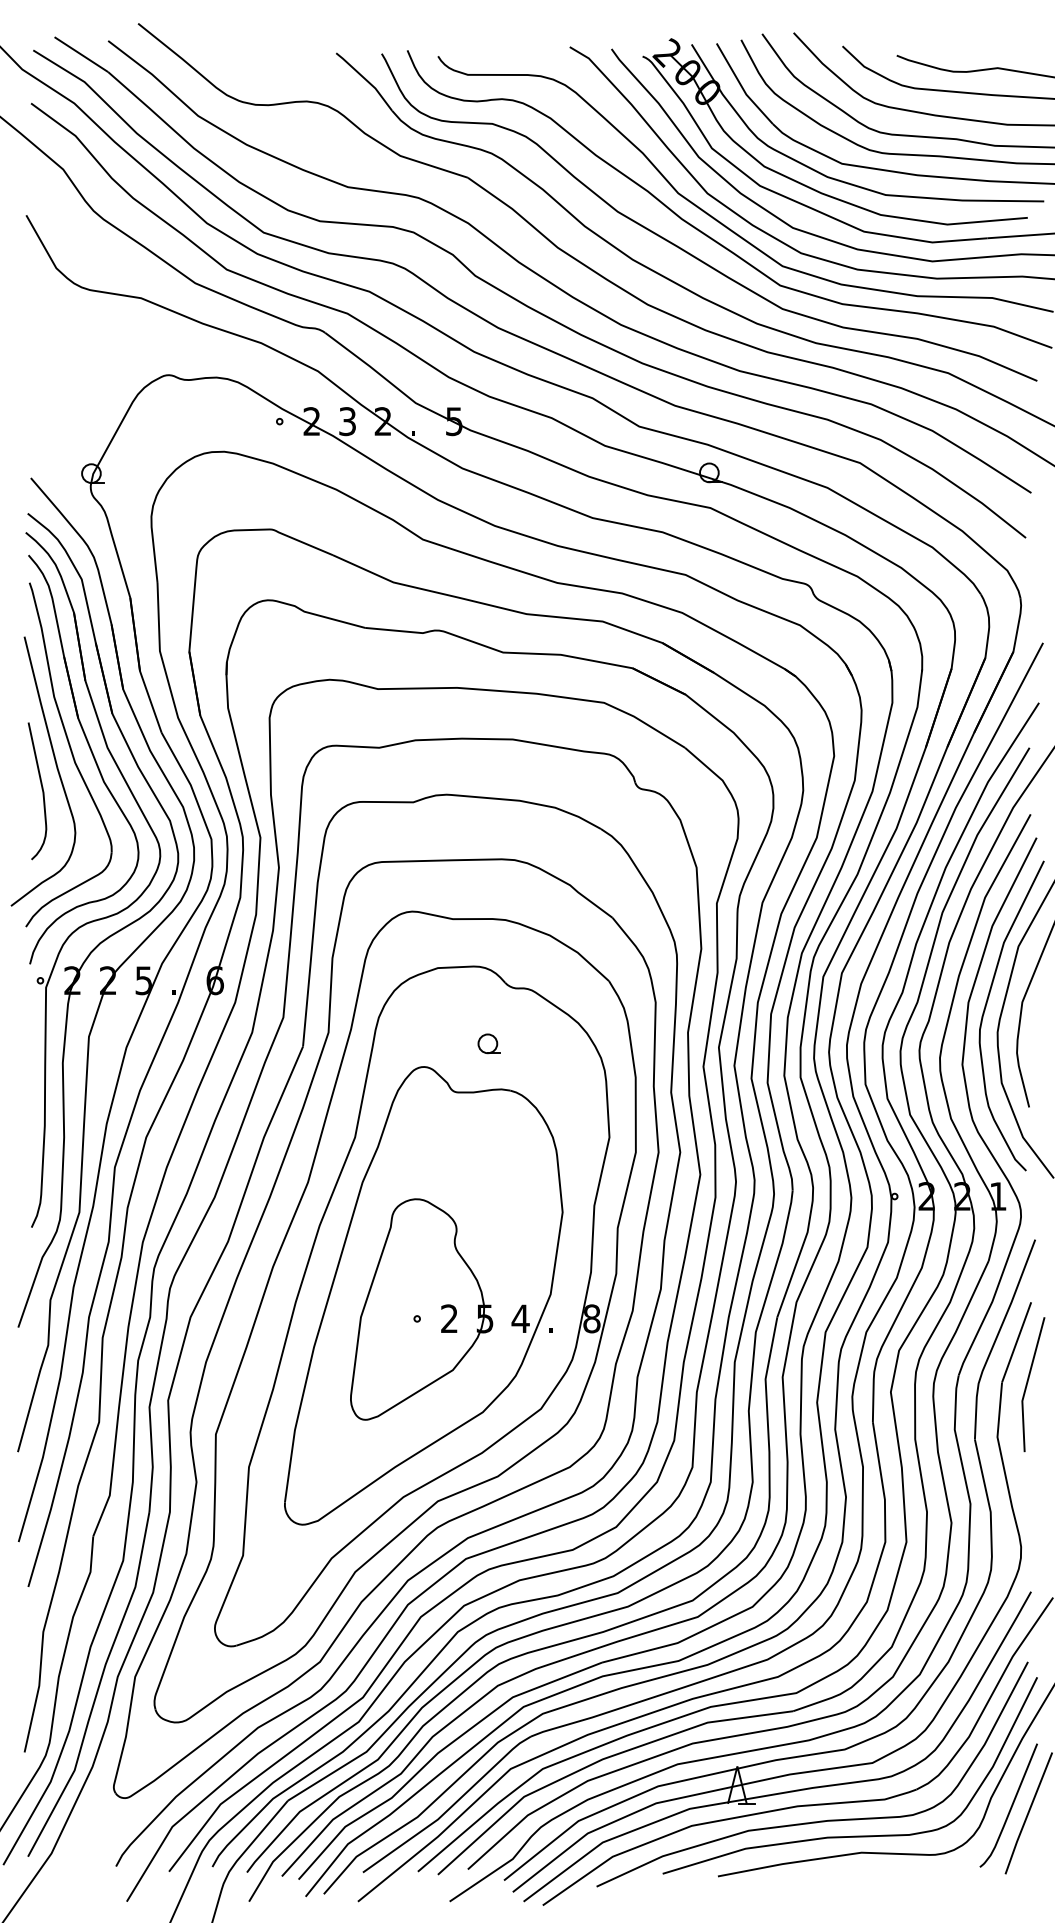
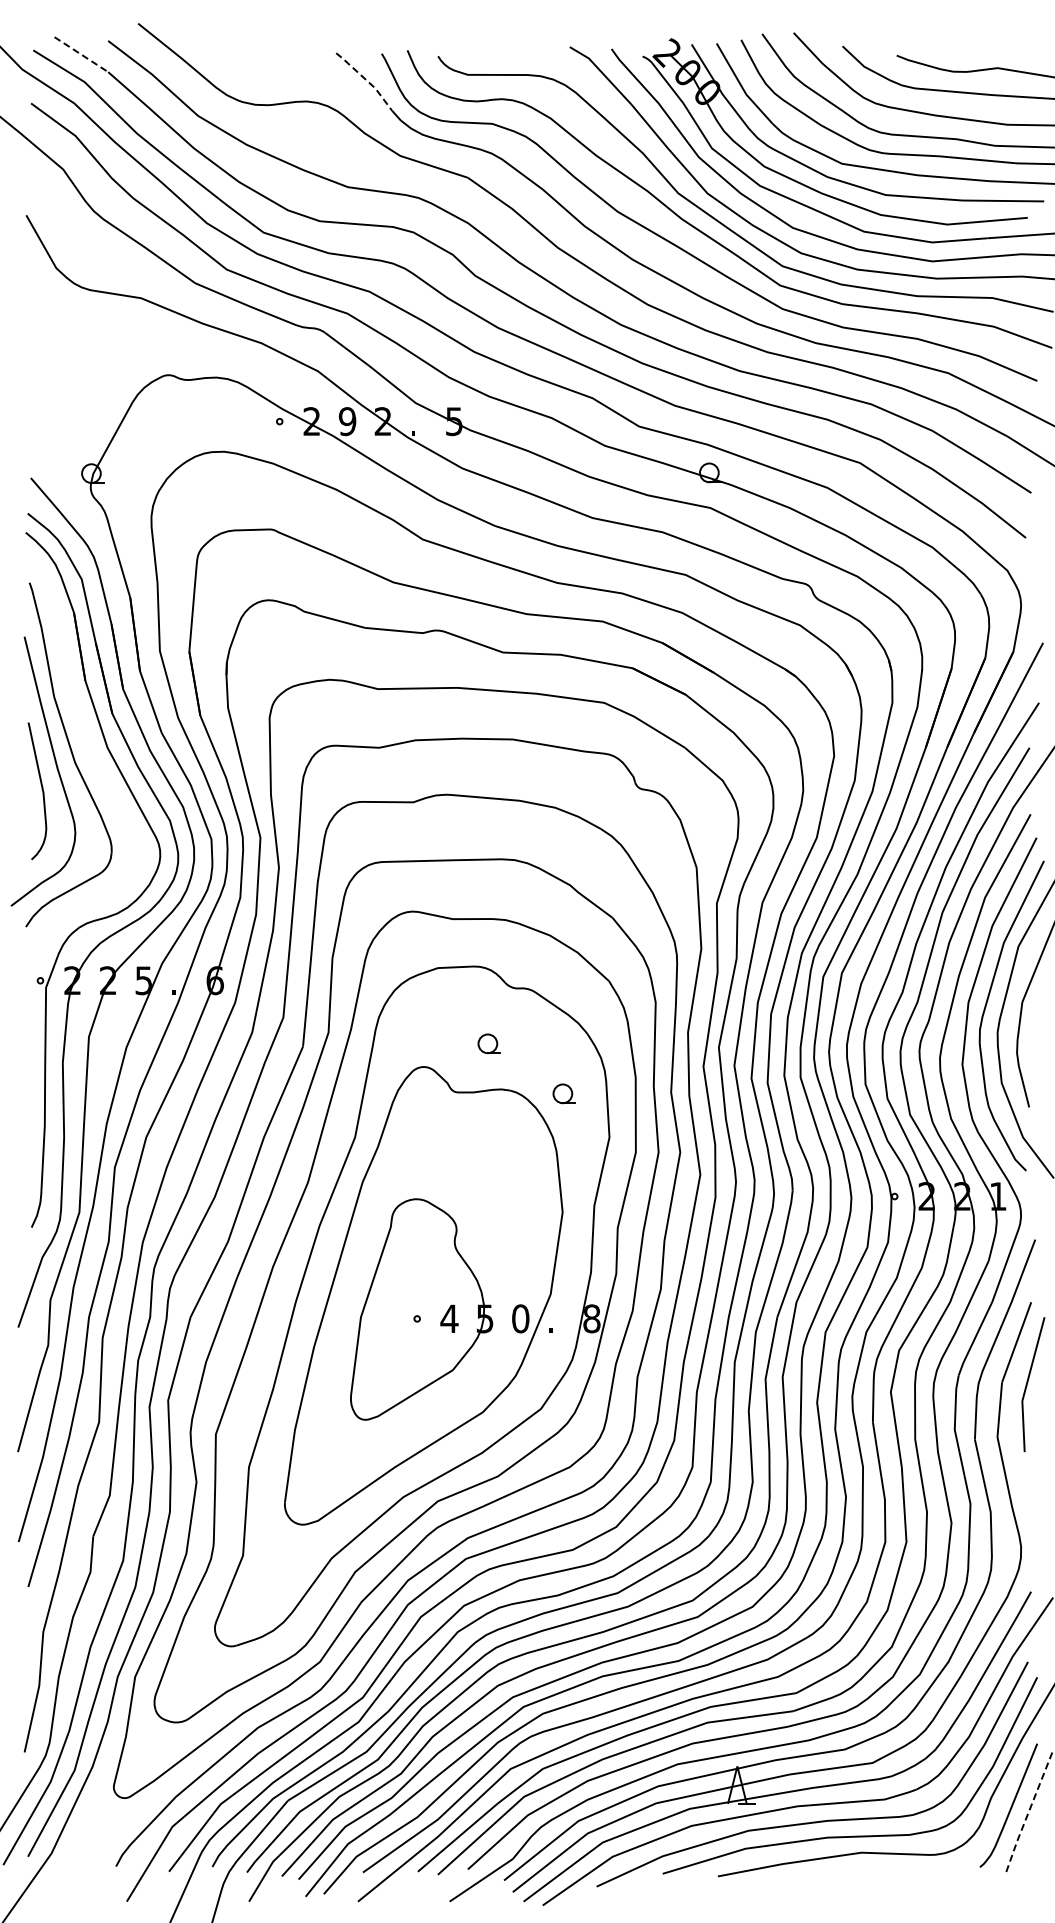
line: solid -> dashed (81, 54)
line: solid -> dashed (366, 79)
text: 3 -> 9 (347, 421)
part: present -> none (91, 754)
part: none -> present (563, 1093)
text: 2 -> 4 (449, 1318)
text: 4 -> 0 (520, 1318)
line: solid -> dashed (1028, 1813)
